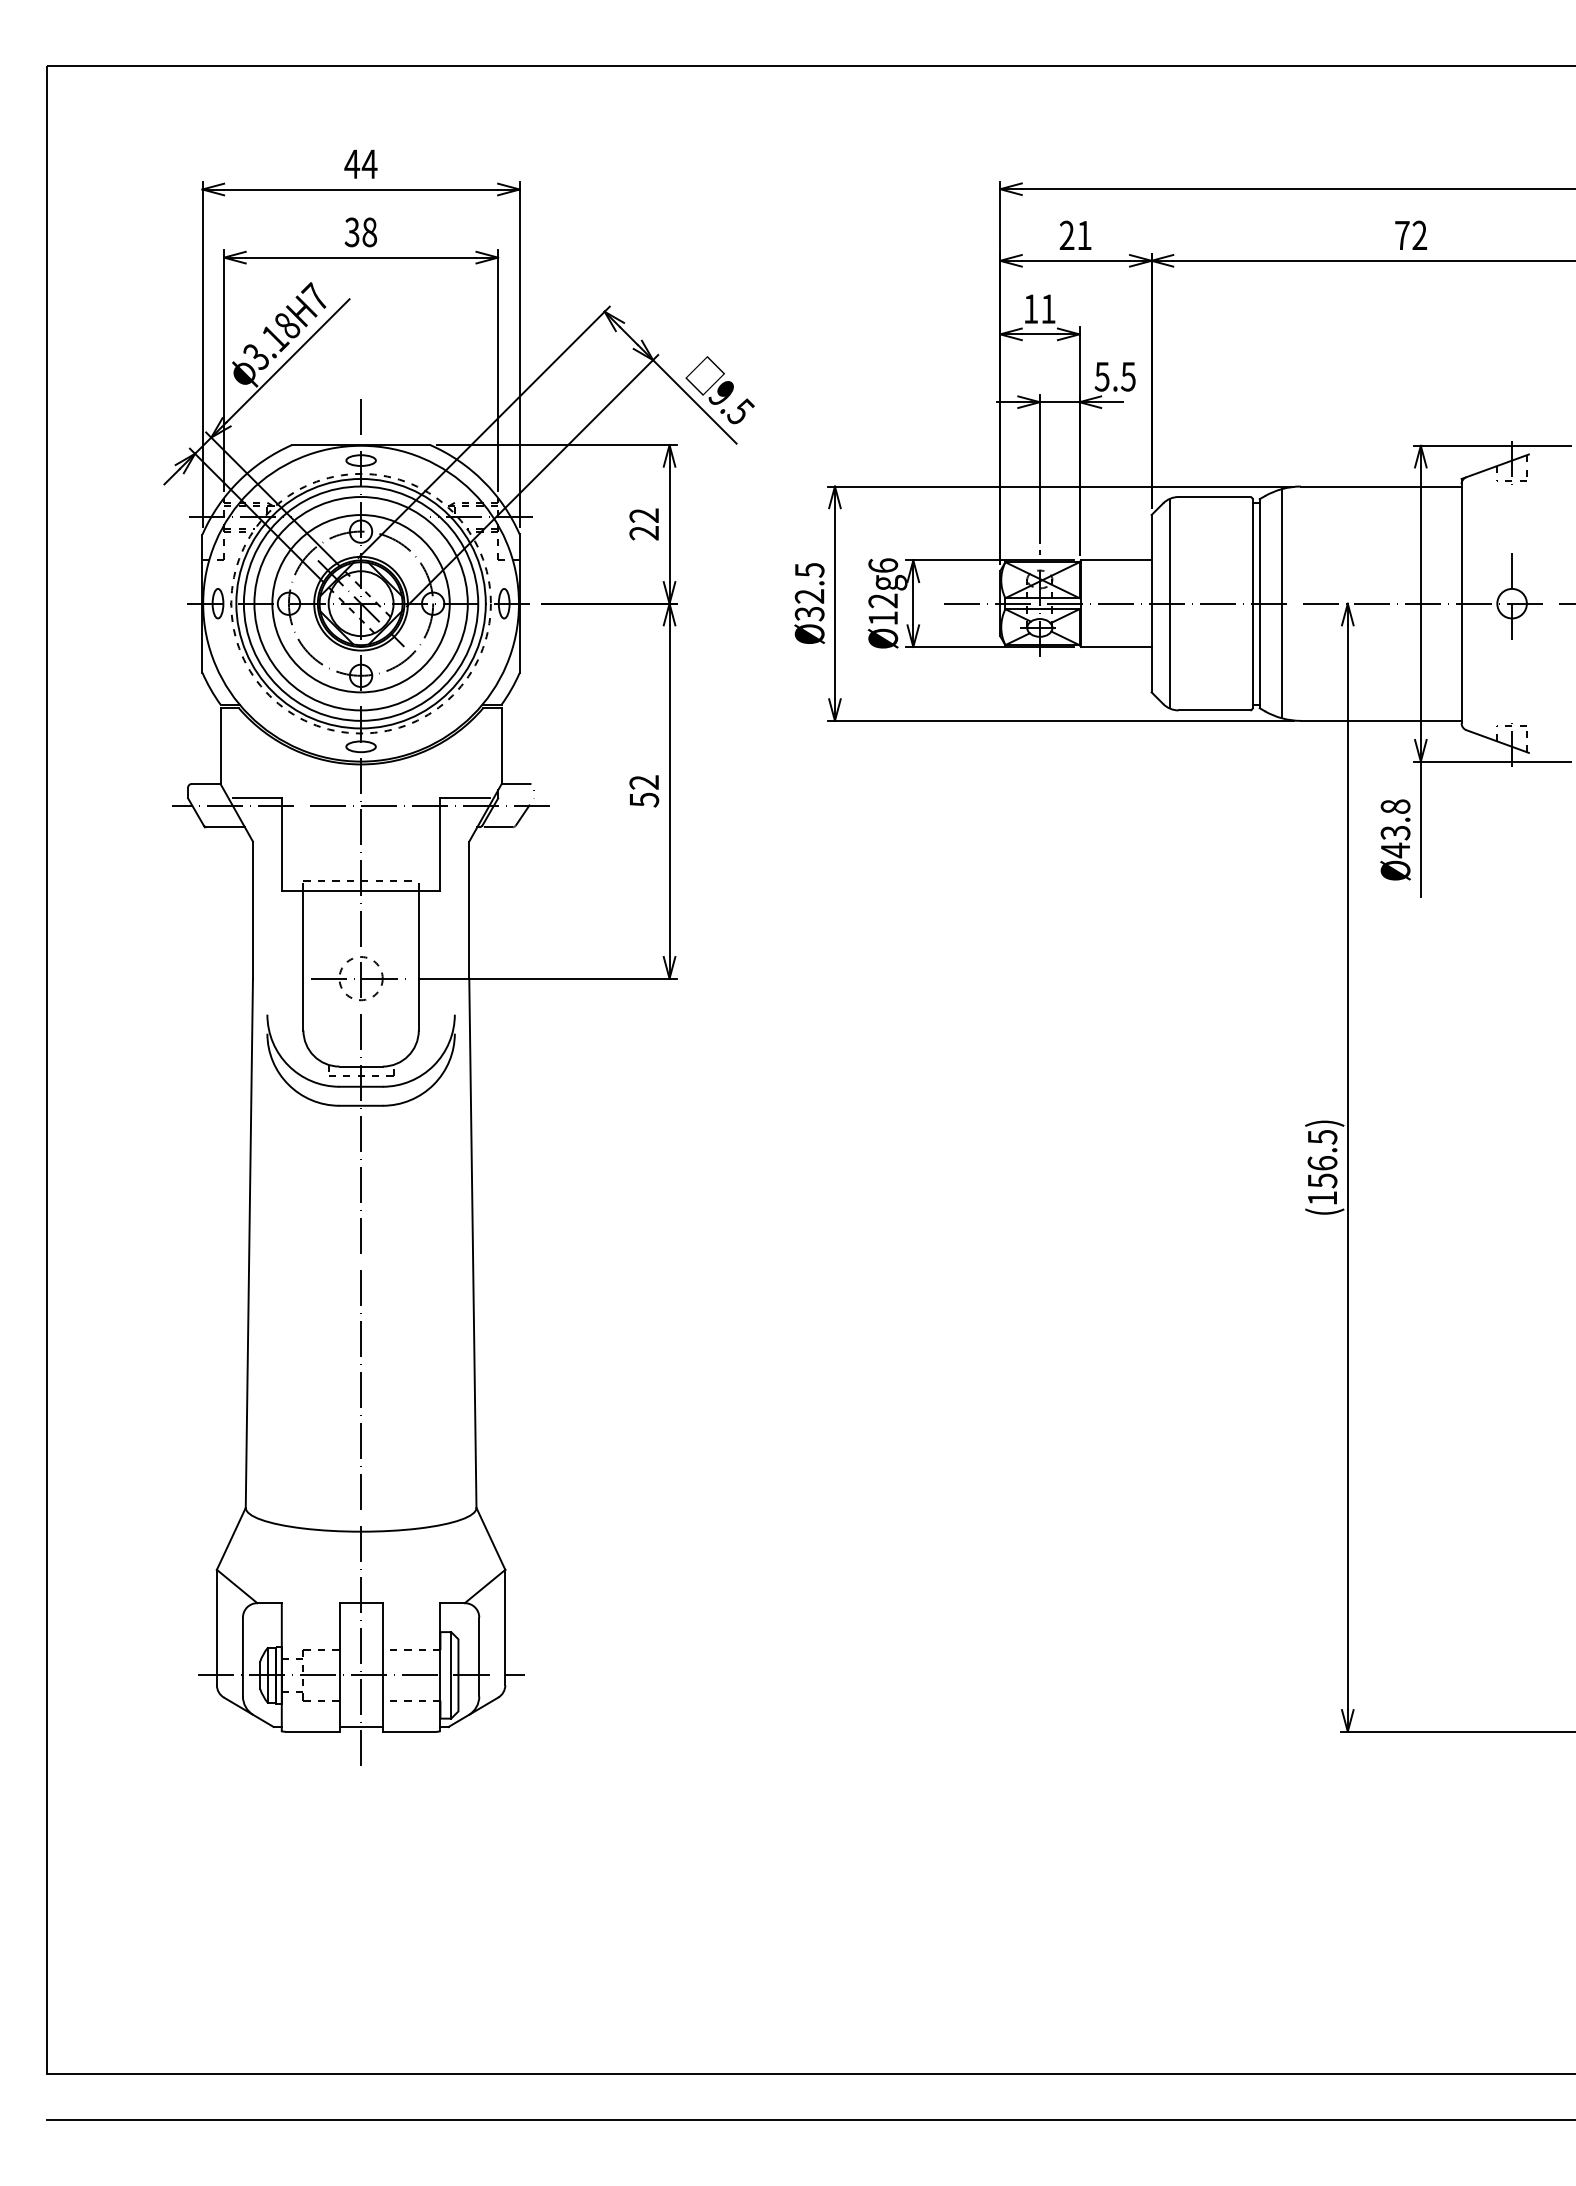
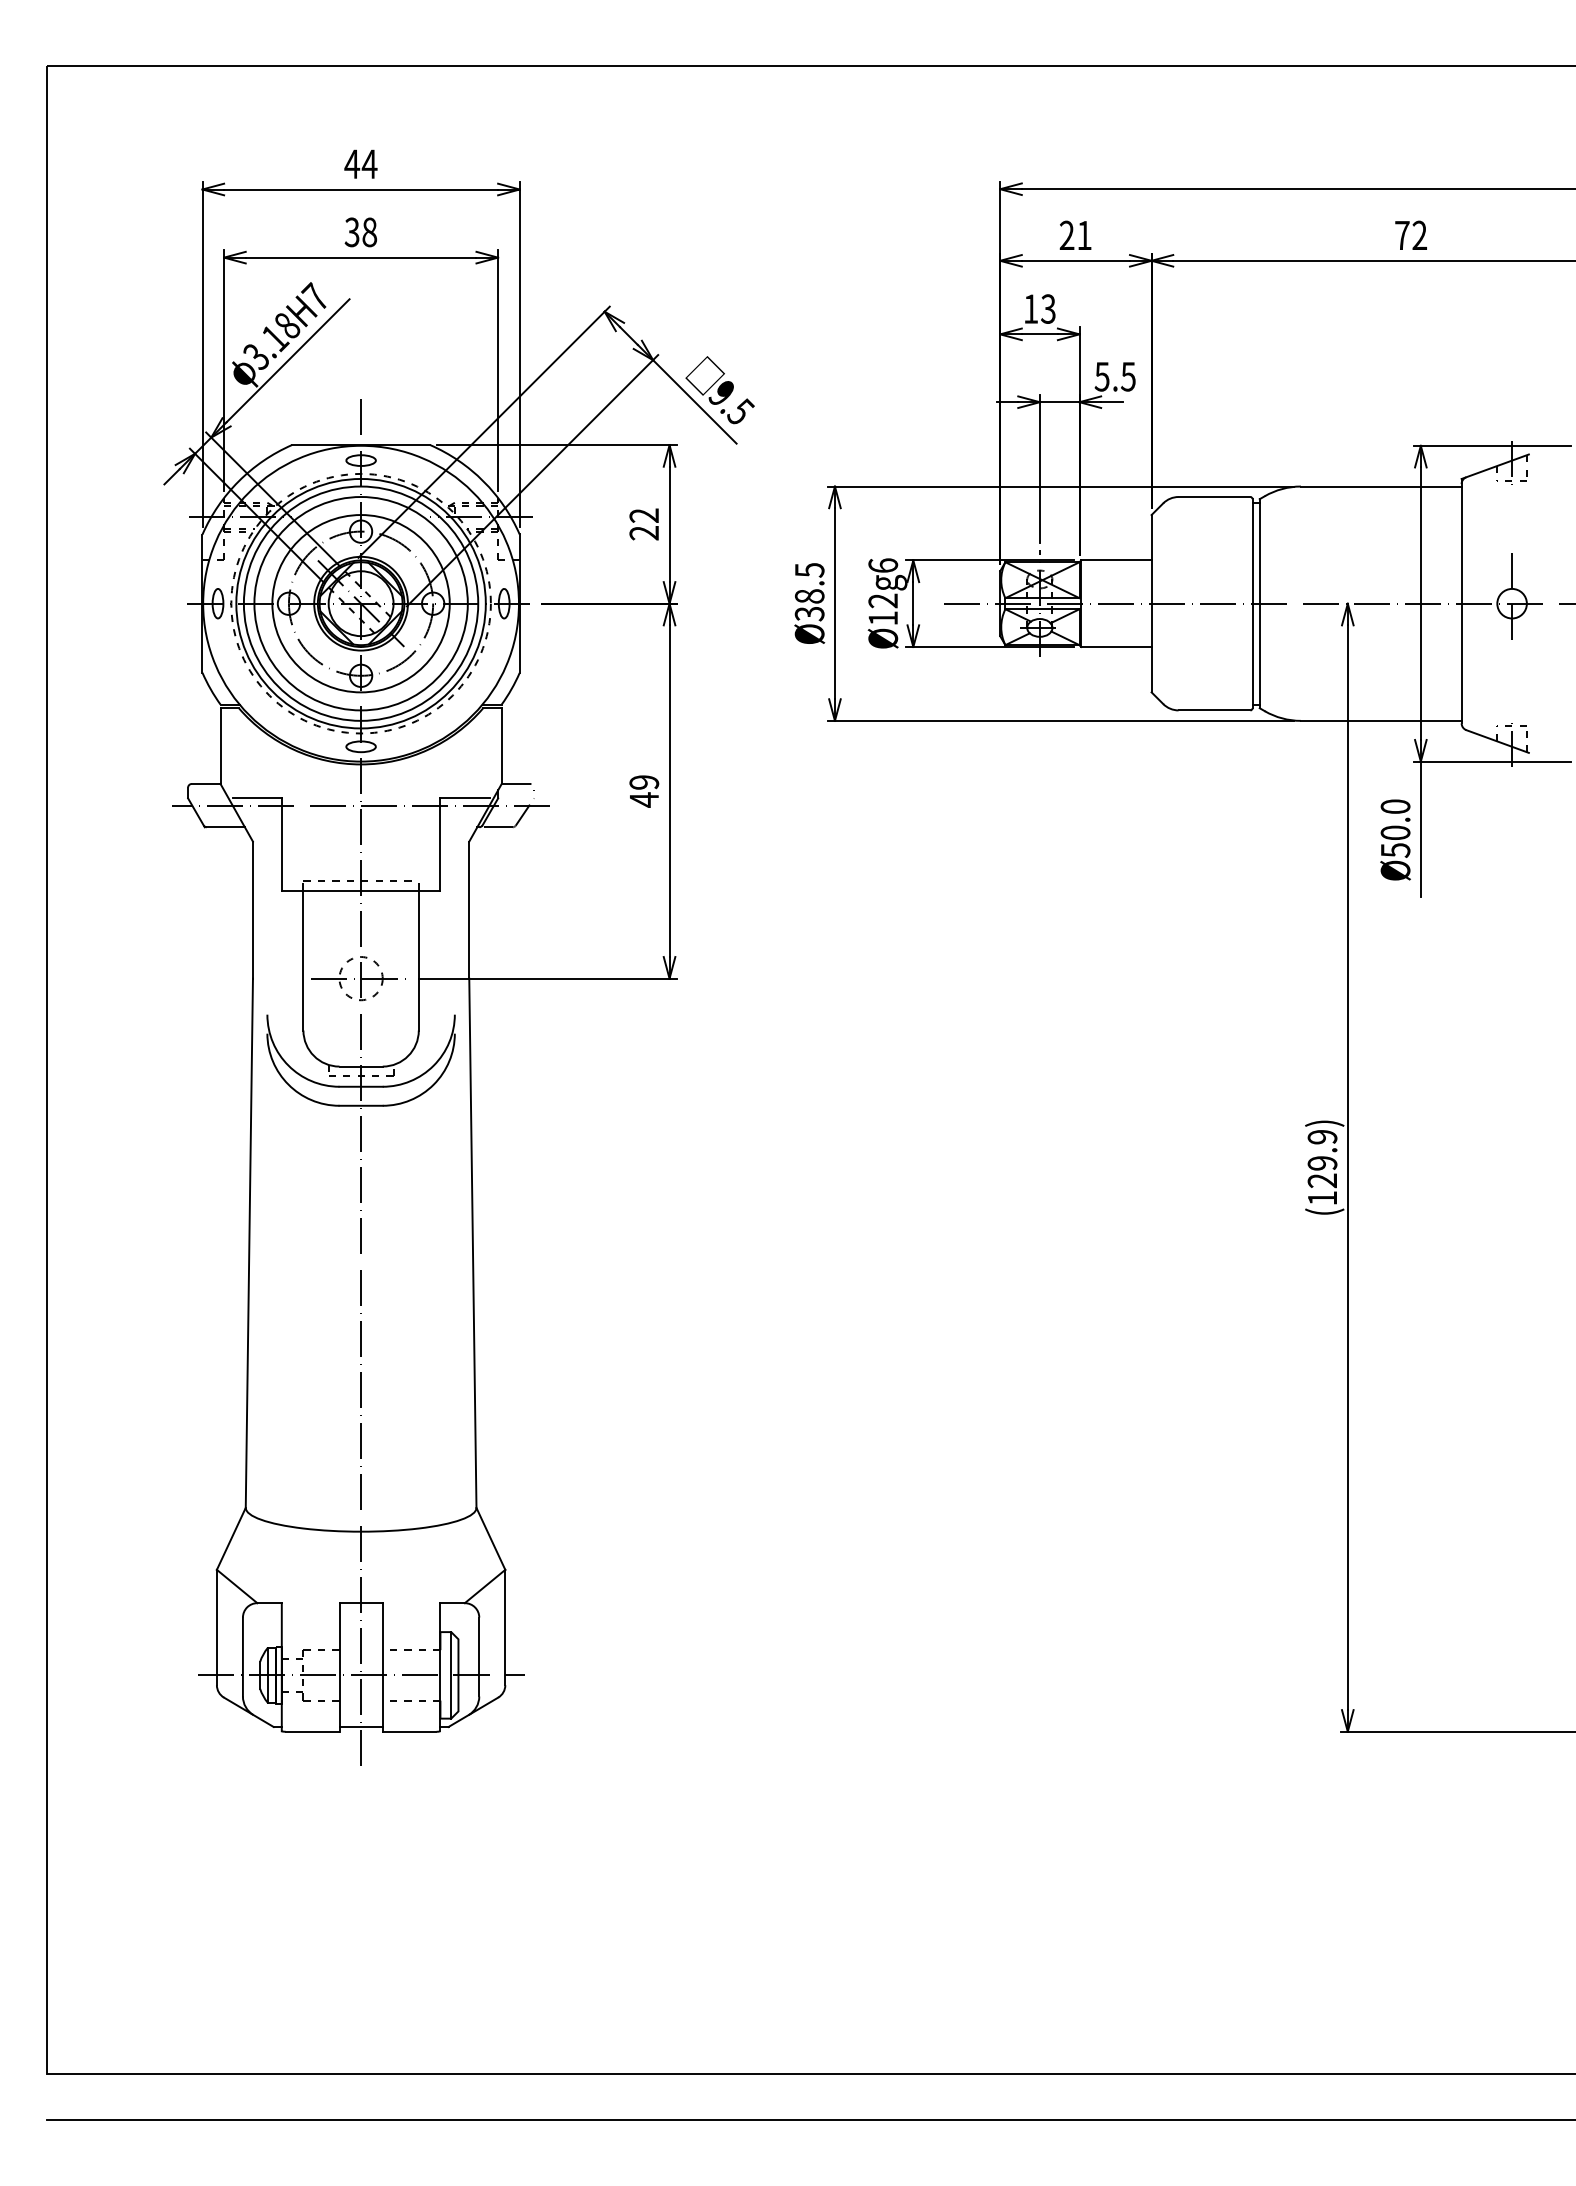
text: 11 -> 13 (1048, 308)
text: Ø32.5 -> Ø38.5 (809, 596)
line: present -> none (1169, 603)
line: present -> none (1281, 603)
text: 52 -> 49 (644, 791)
text: Ø43.8 -> Ø50.0 (1395, 828)
text: (156.5) -> (129.9) (1322, 1159)
